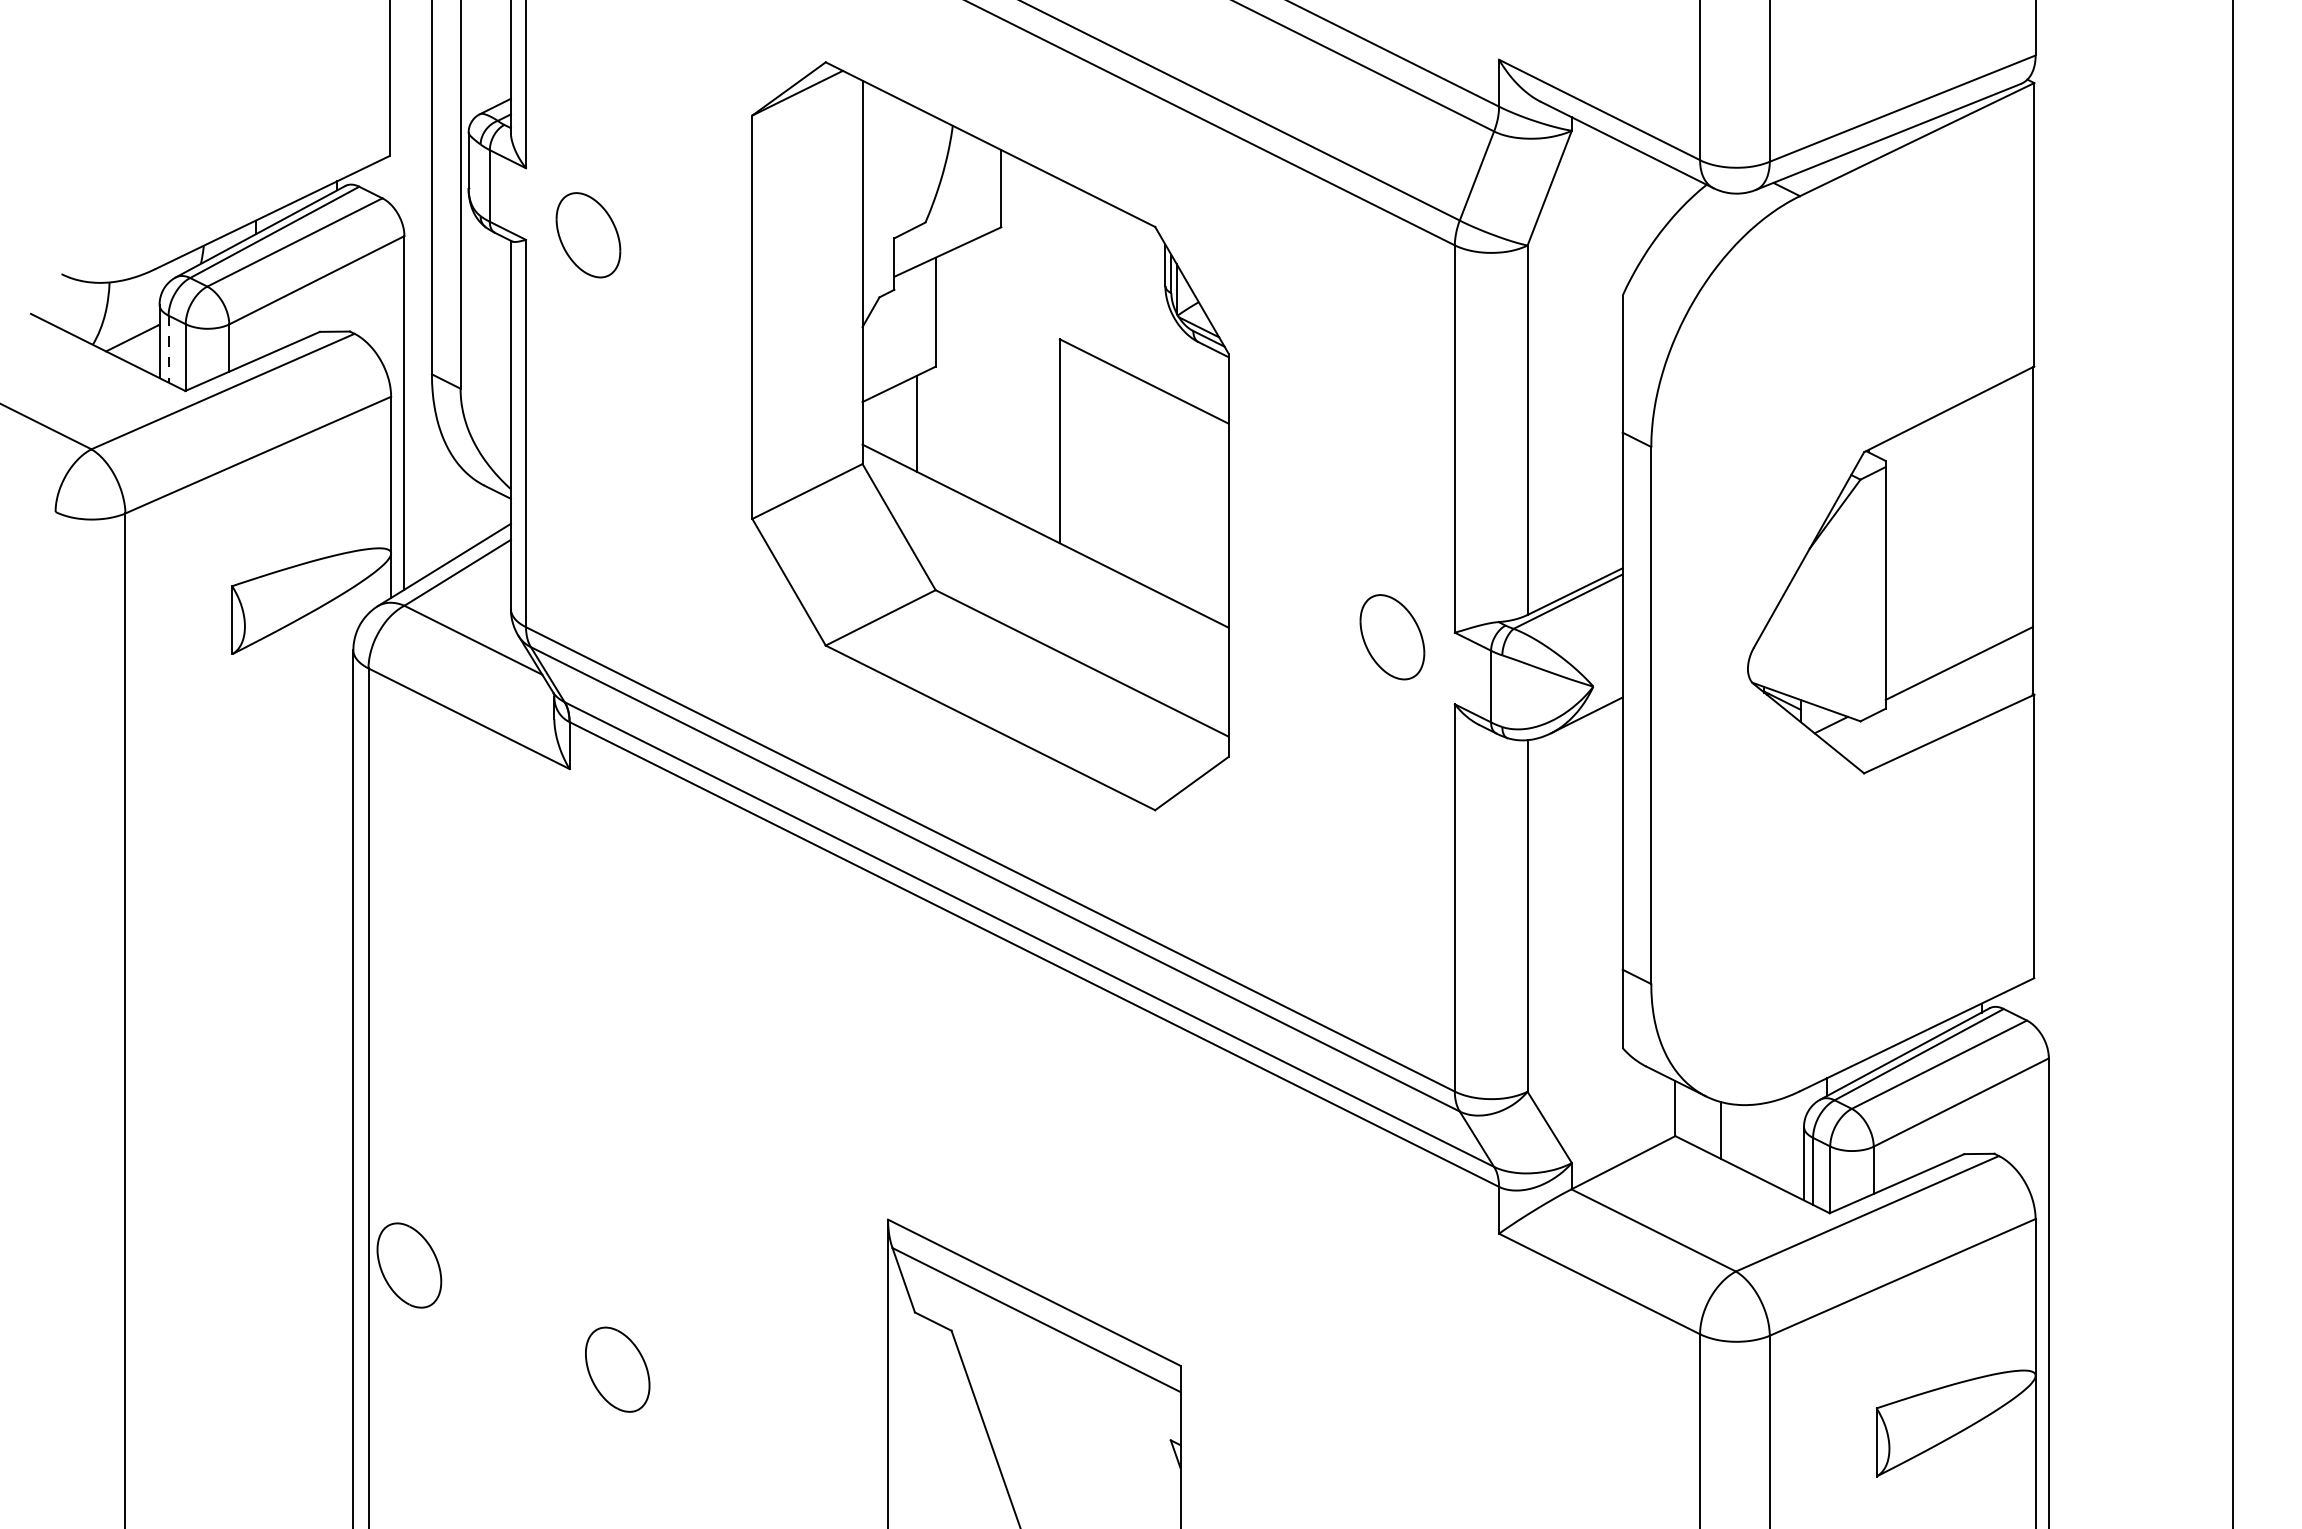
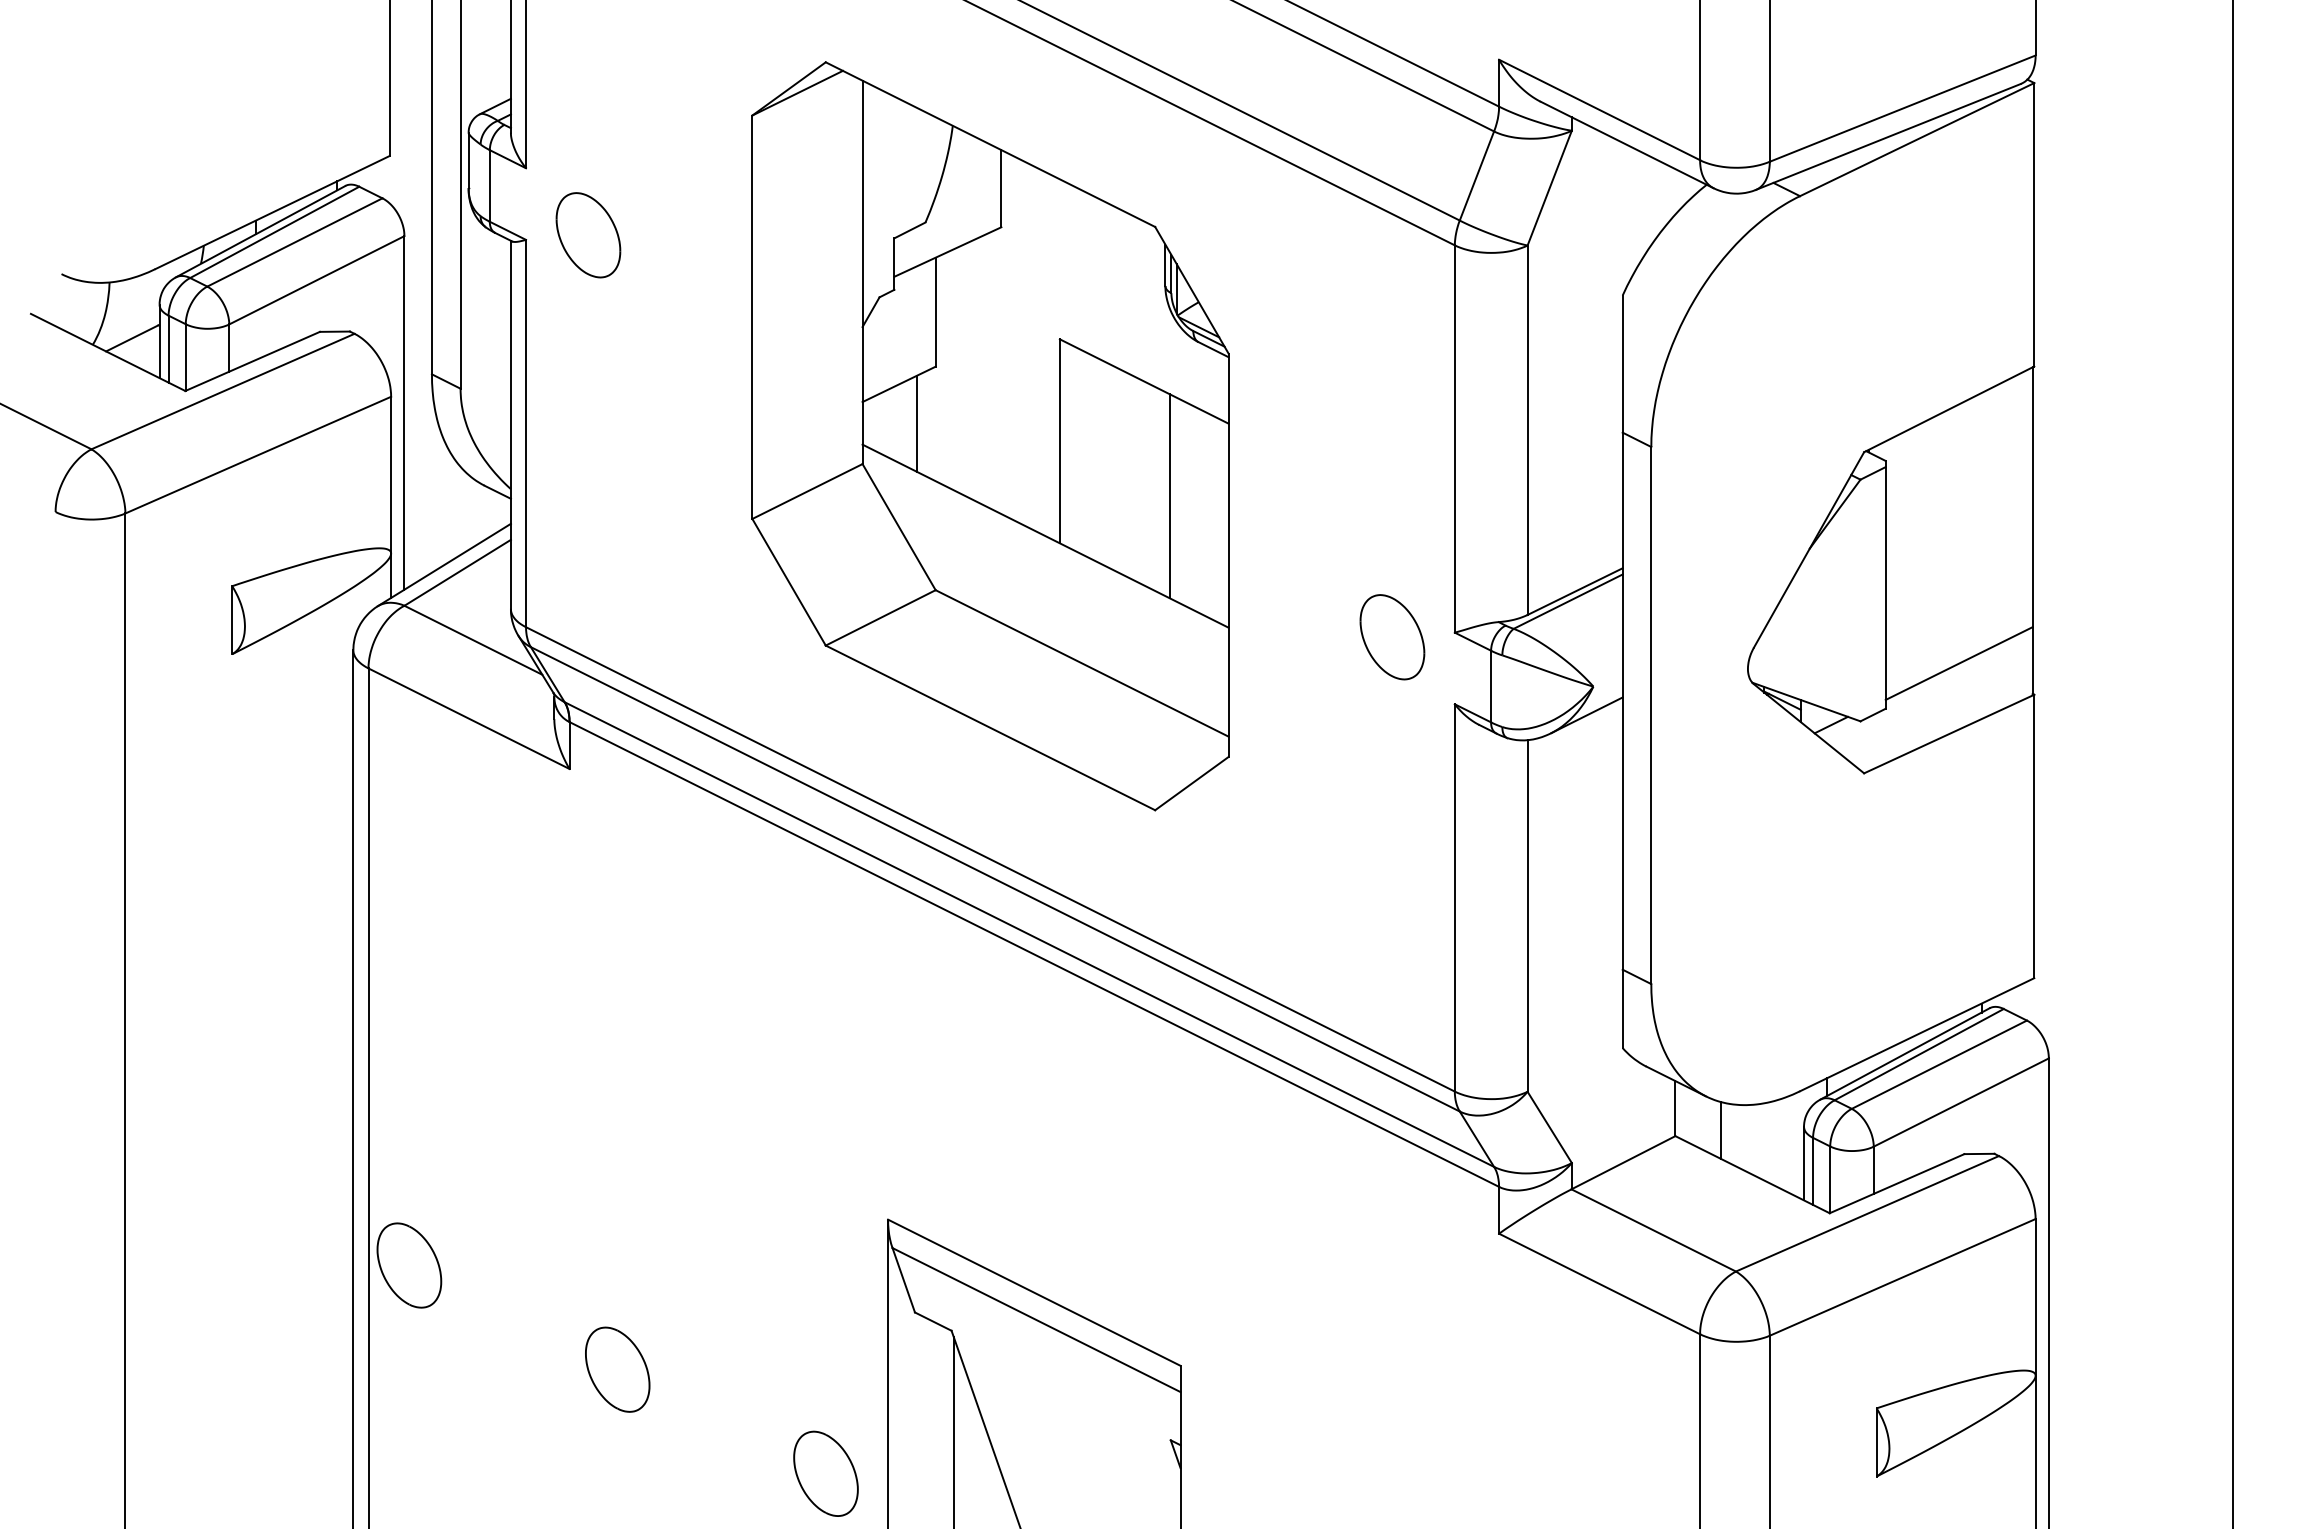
line: dashed -> solid (168, 349)
line: none -> present (1169, 496)
line: none -> present (953, 1431)
part: none -> present (825, 1473)
